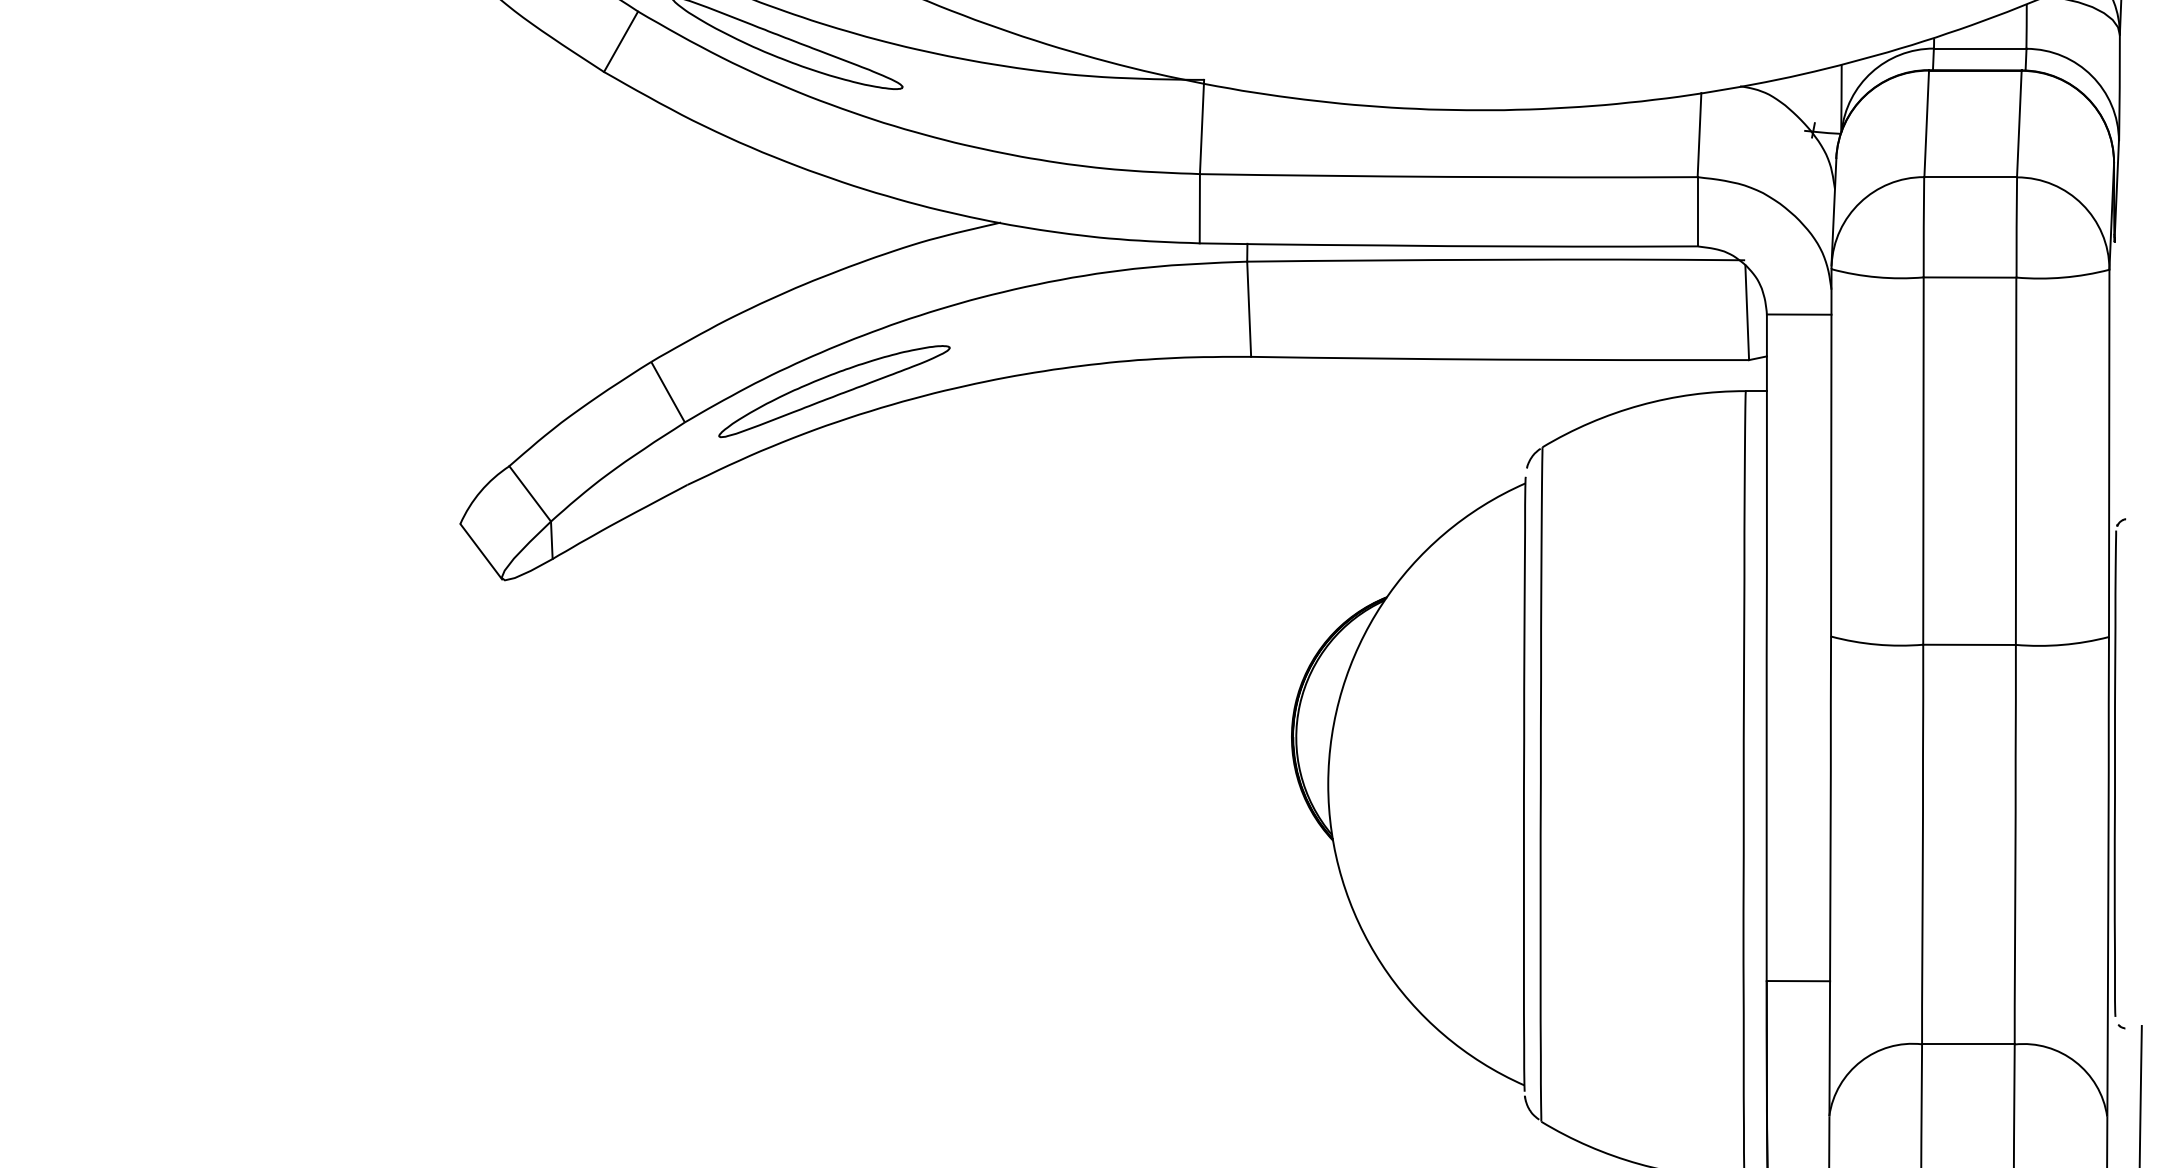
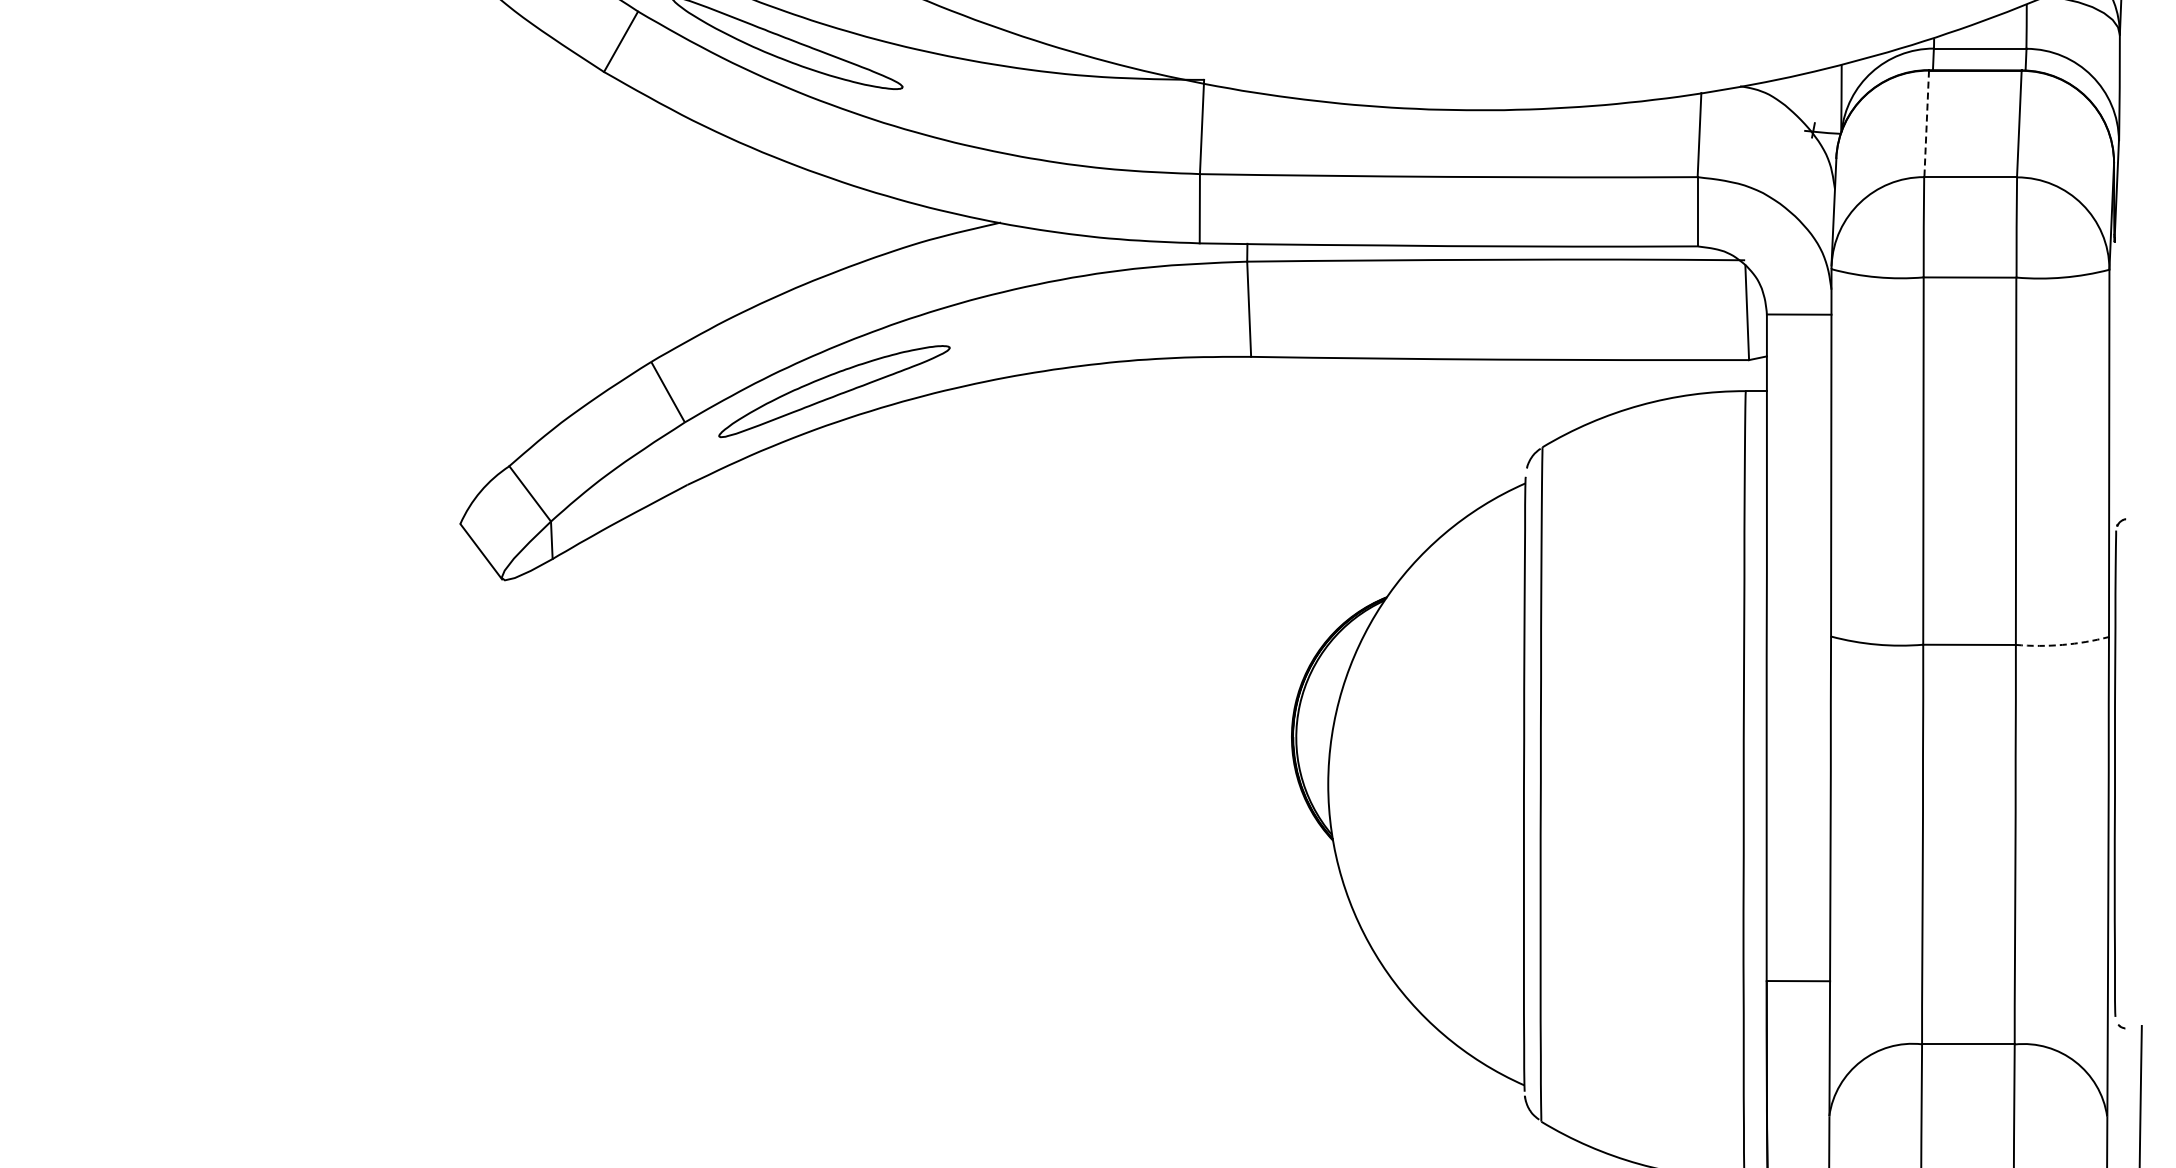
line: solid -> dashed (1926, 124)
arc: solid -> dashed (2062, 644)
